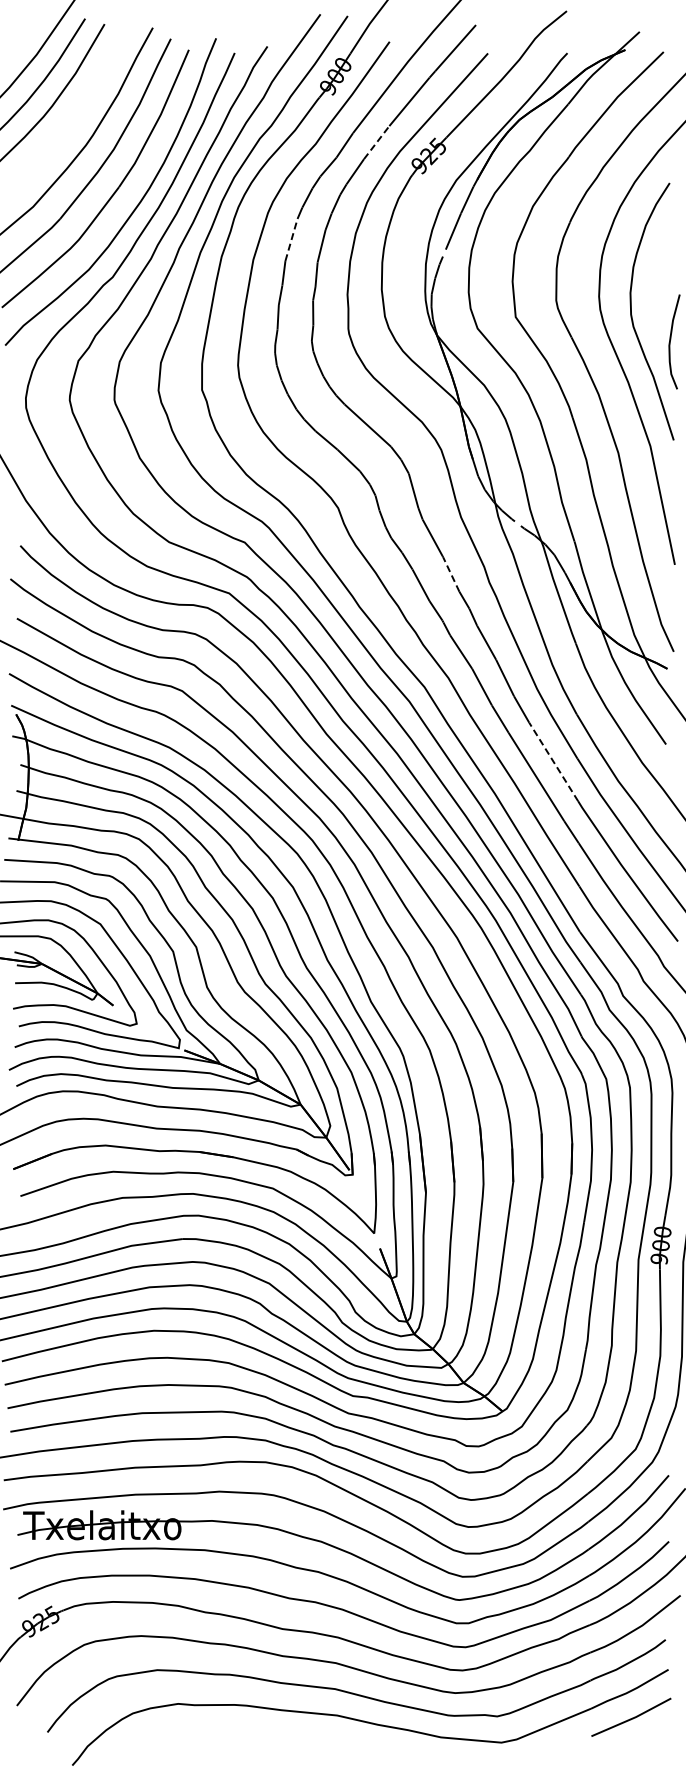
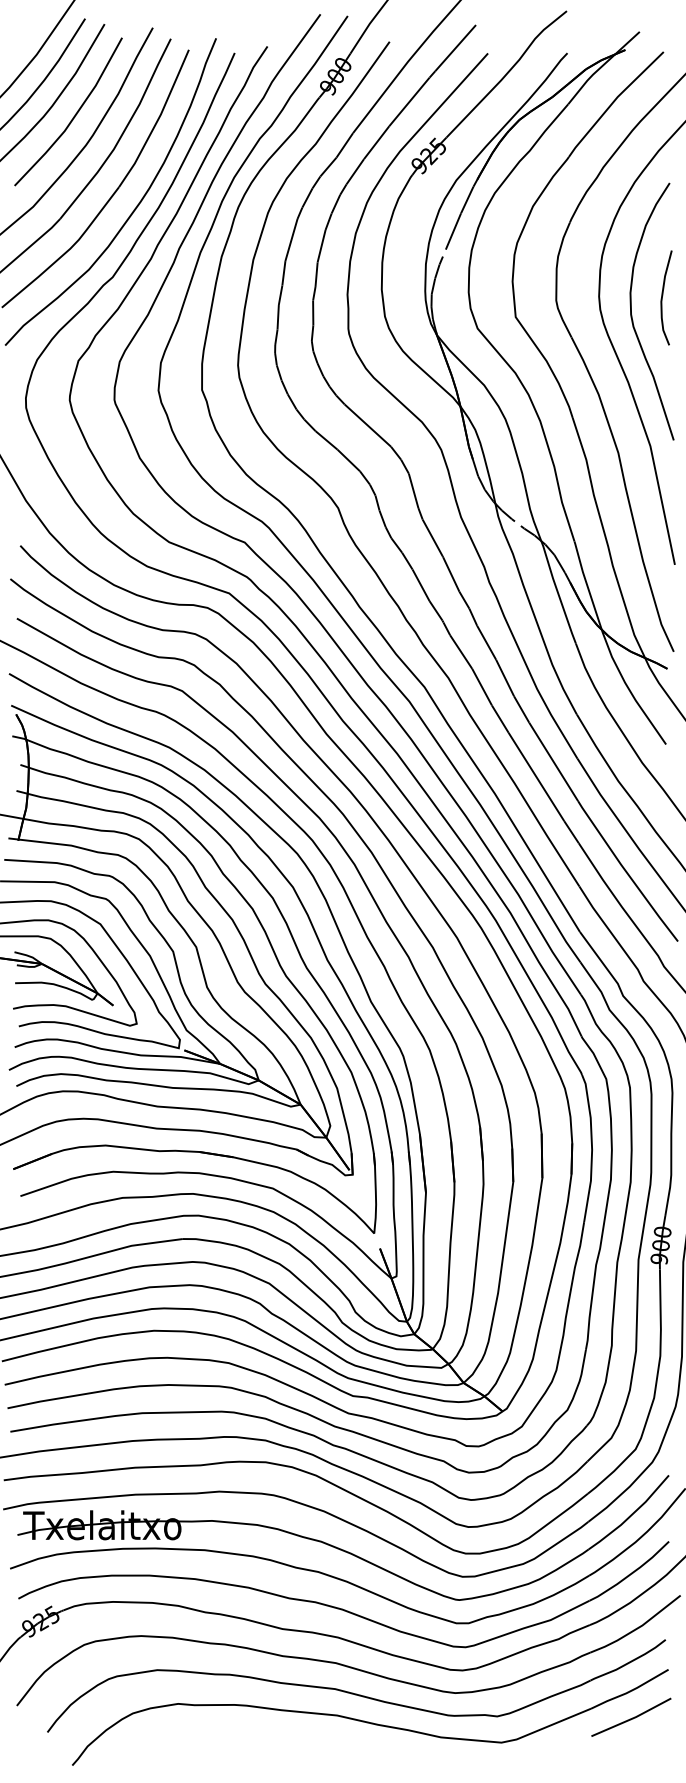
line: none -> present (73, 116)
line: dashed -> solid (376, 142)
line: dashed -> solid (291, 240)
curve position: (671, 339) -> (663, 295) (663, 295)
line: dashed -> solid (451, 574)
line: dashed -> solid (553, 761)
